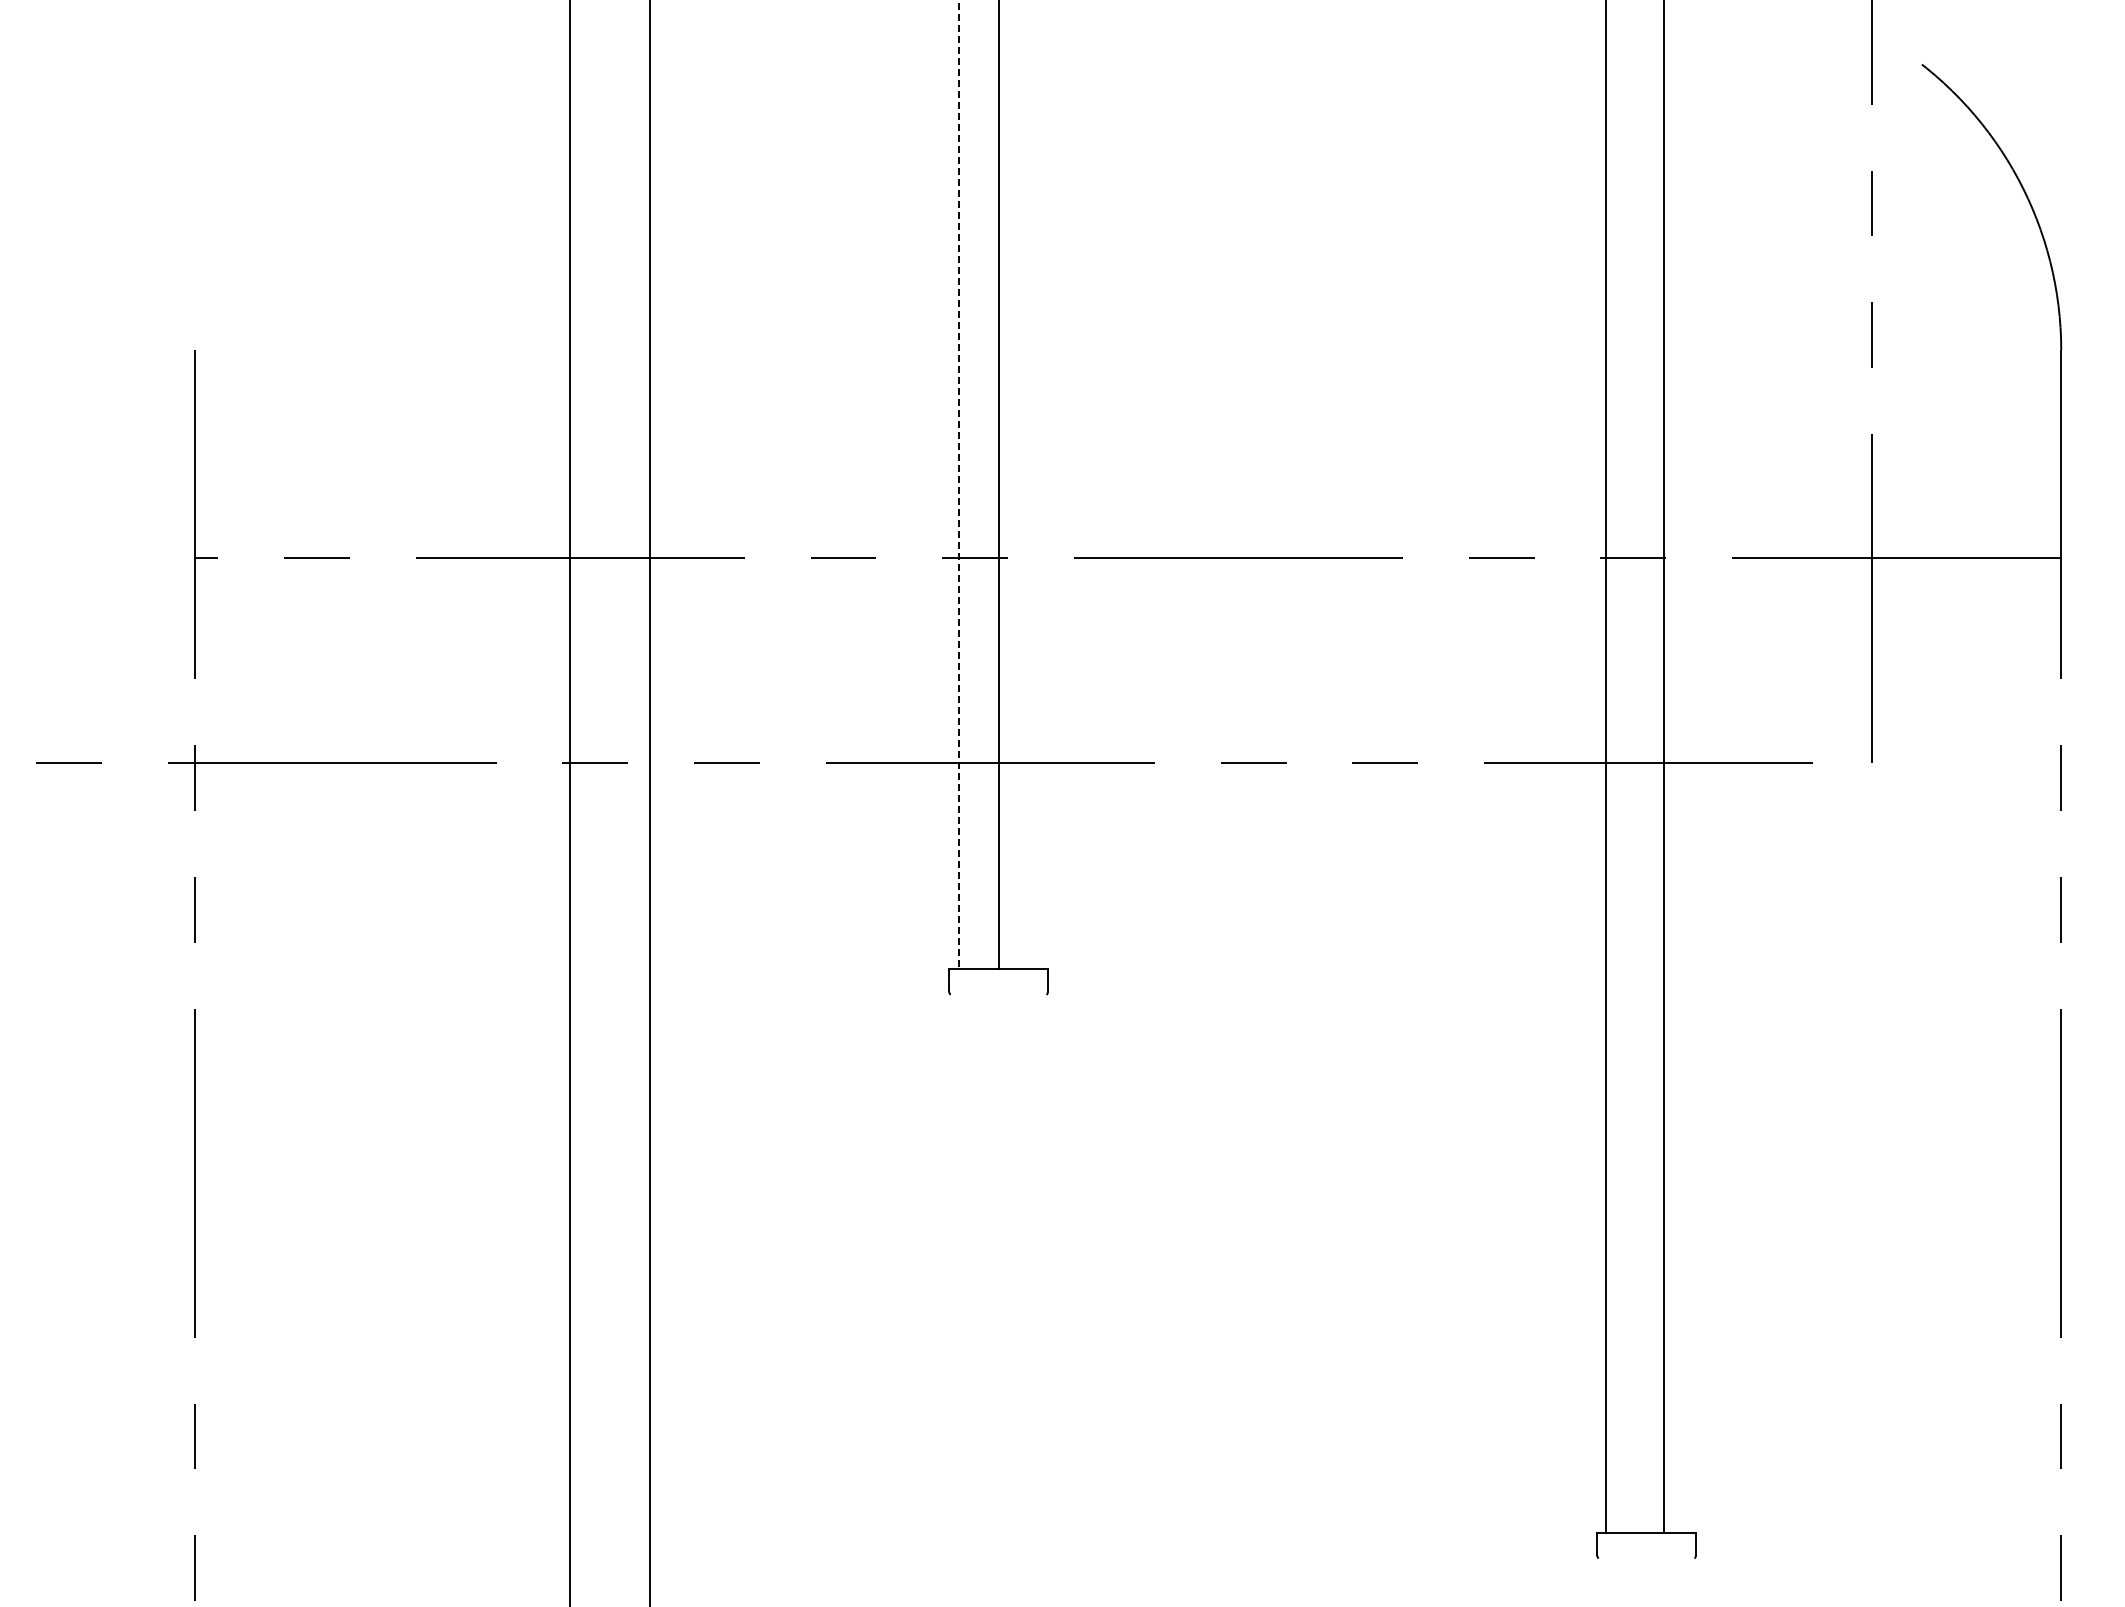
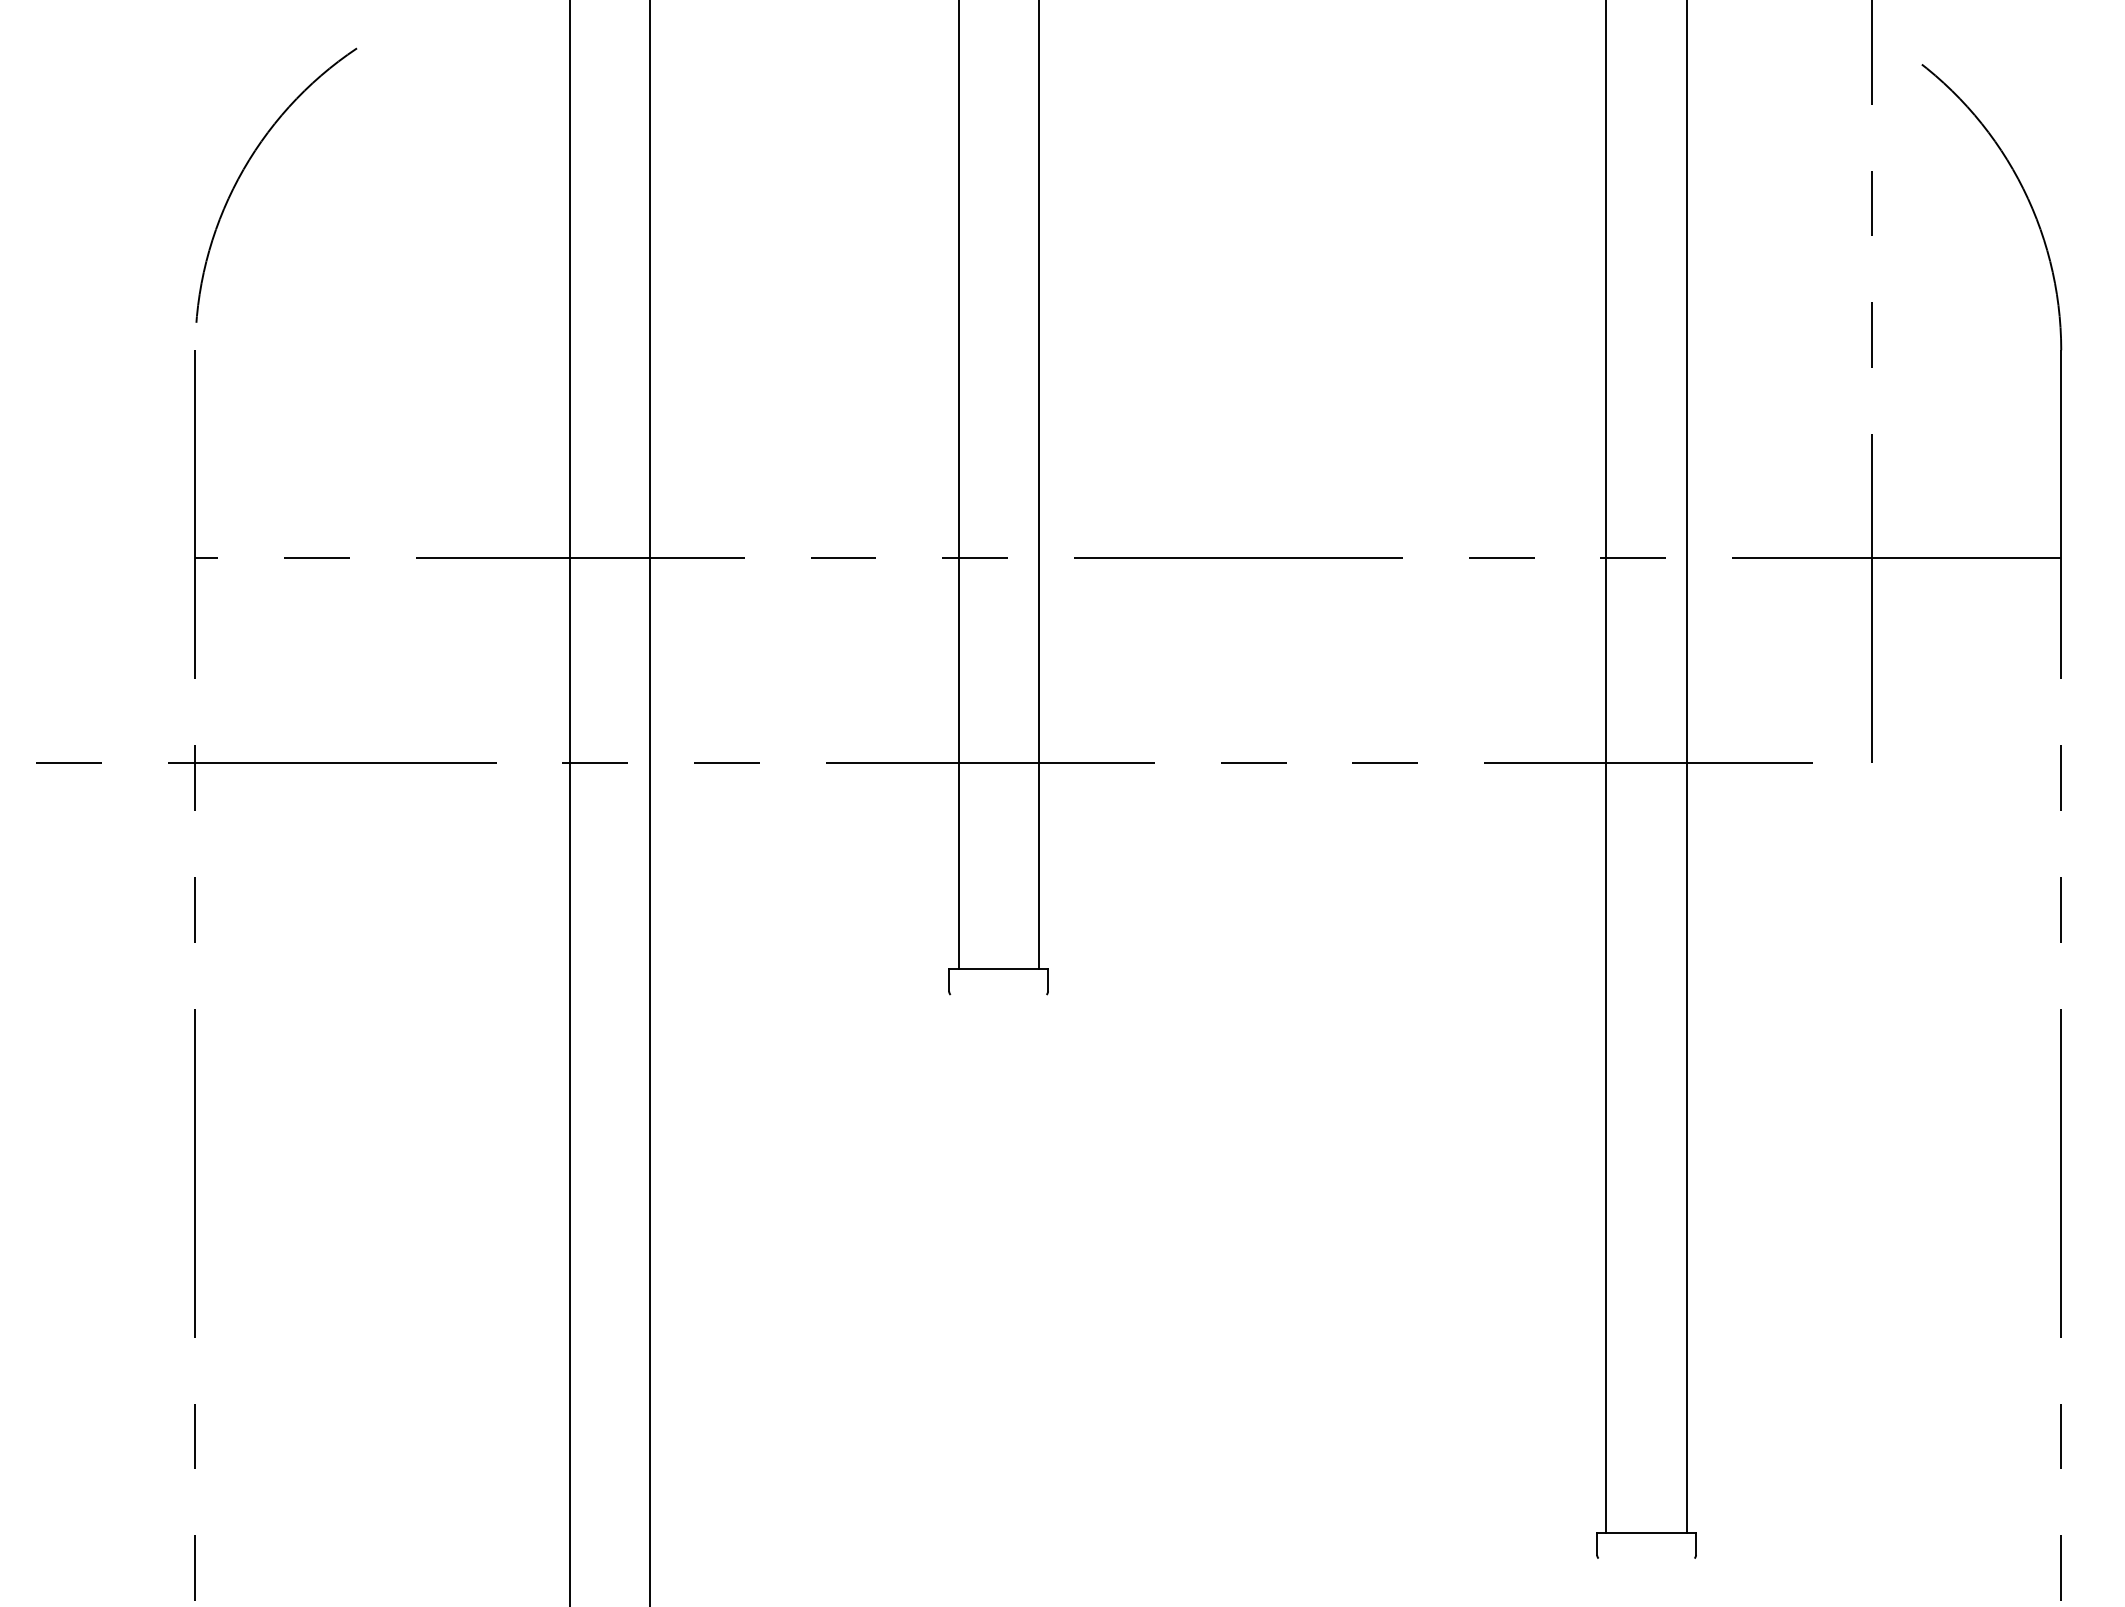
arc: none -> present (247, 165)
line: dashed -> solid (958, 485)
line position: (998, 485) -> (1038, 485) (1038, 485)
line position: (1663, 767) -> (1686, 767) (1686, 767)
